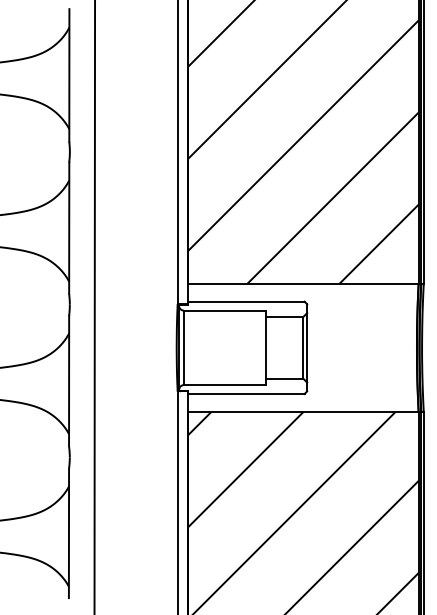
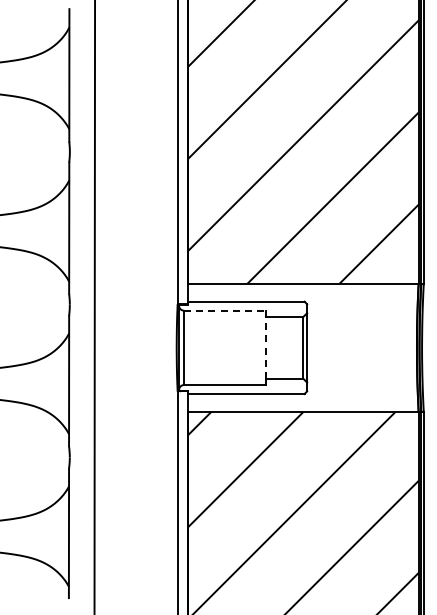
line: solid -> dashed (225, 310)
line: solid -> dashed (266, 347)
